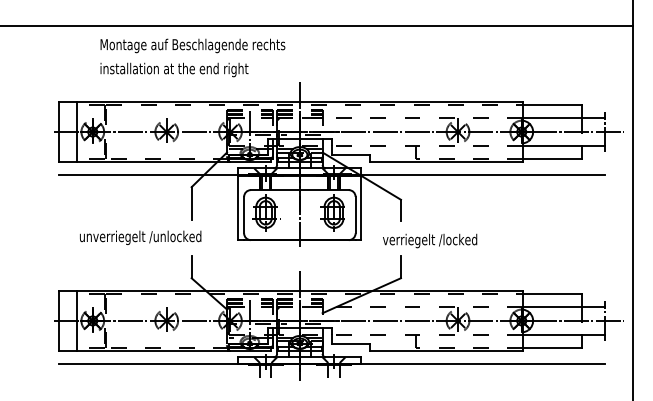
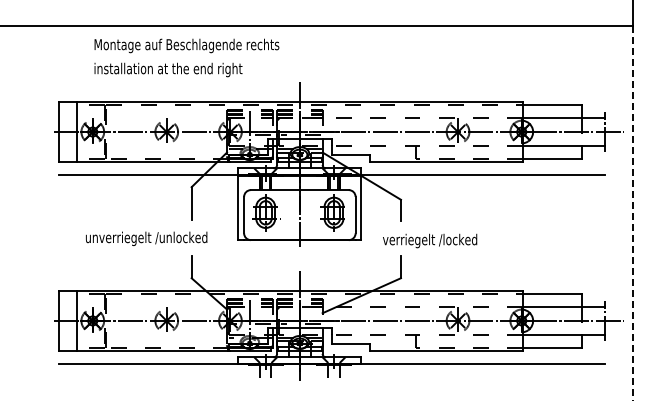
text position: (192, 57) -> (186, 57) (186, 57)
line: solid -> dashed (633, 213)
text position: (140, 237) -> (146, 238) (146, 238)
